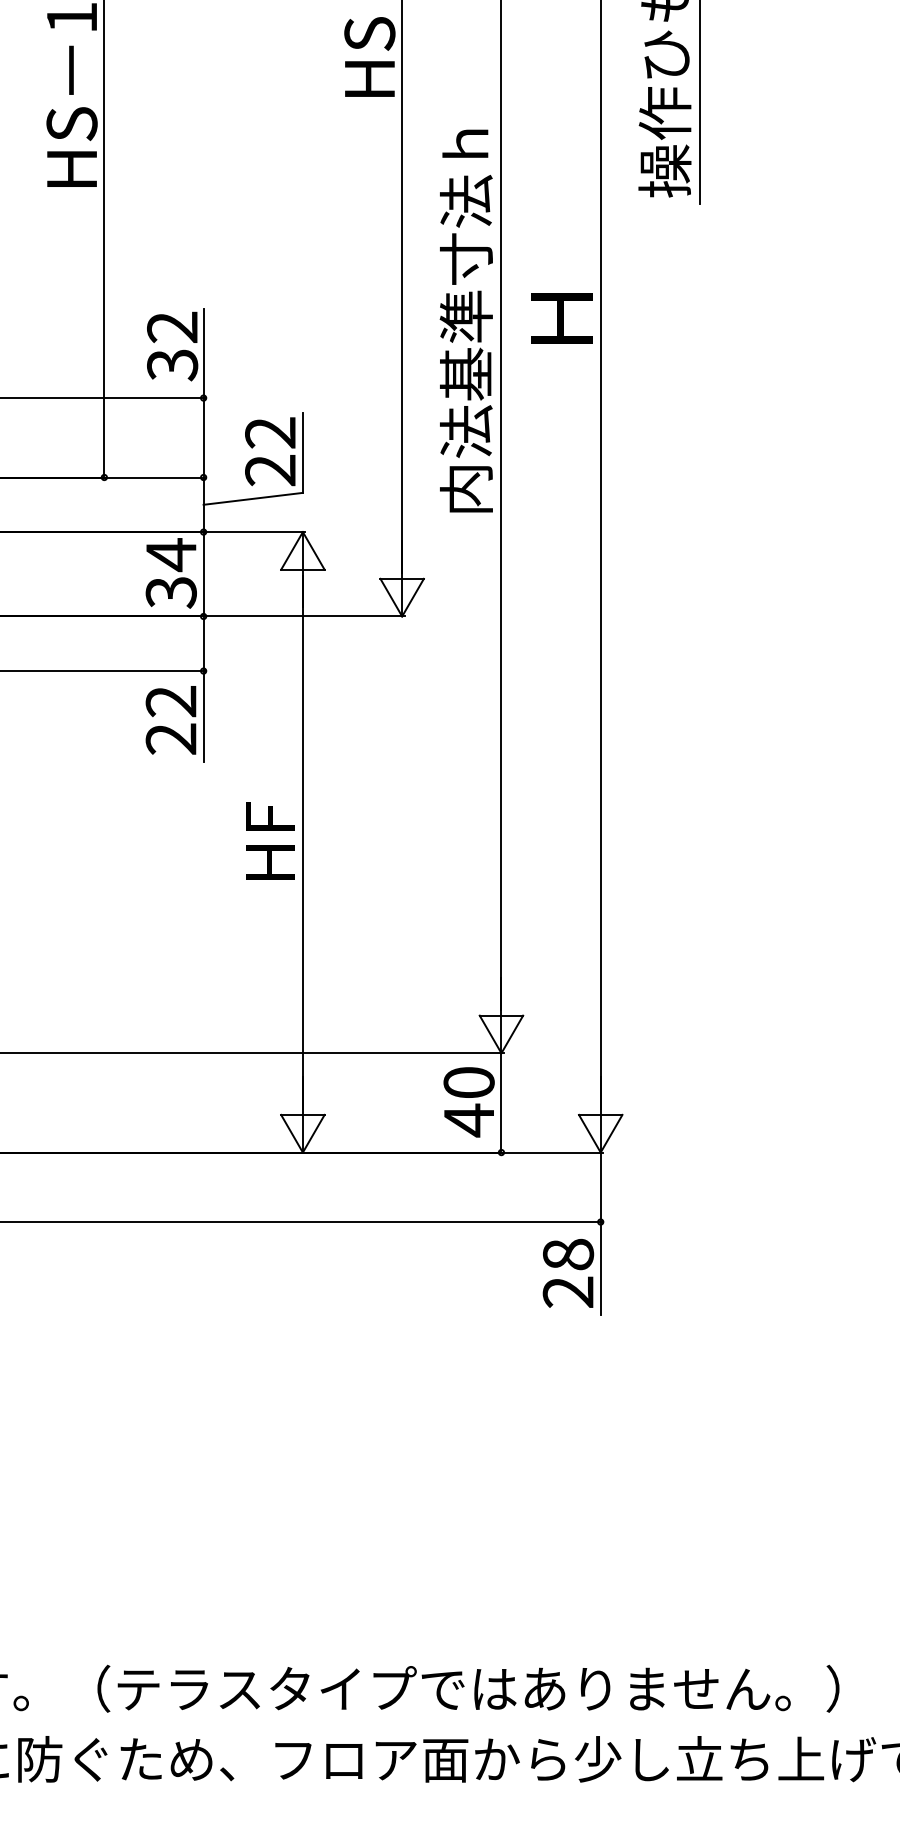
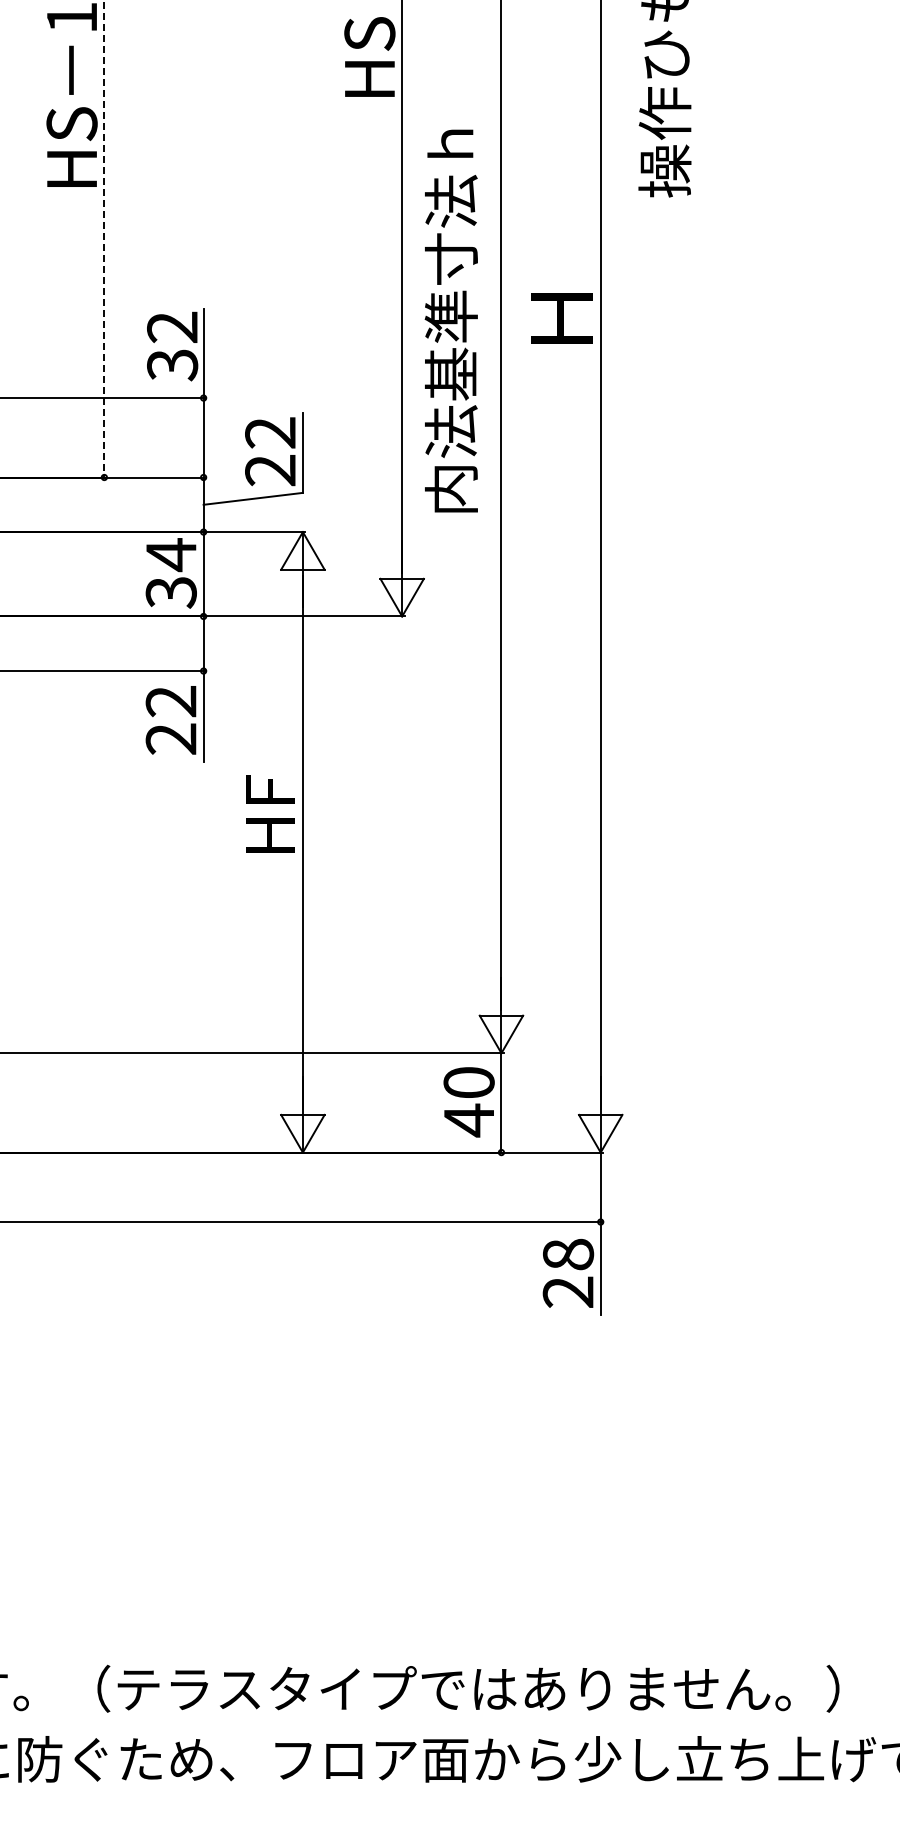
line: present -> none (699, 102)
line: solid -> dashed (104, 239)
text position: (465, 320) -> (450, 320) (450, 320)
text position: (270, 840) -> (270, 813) (270, 813)
